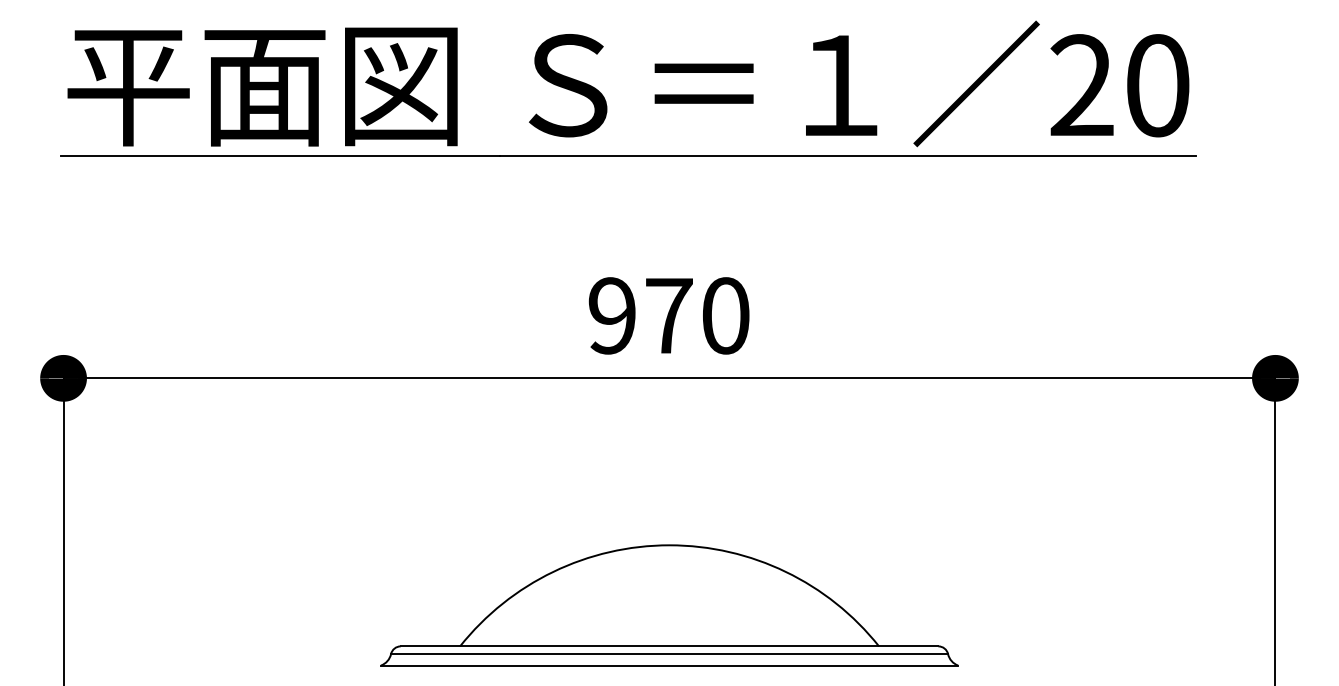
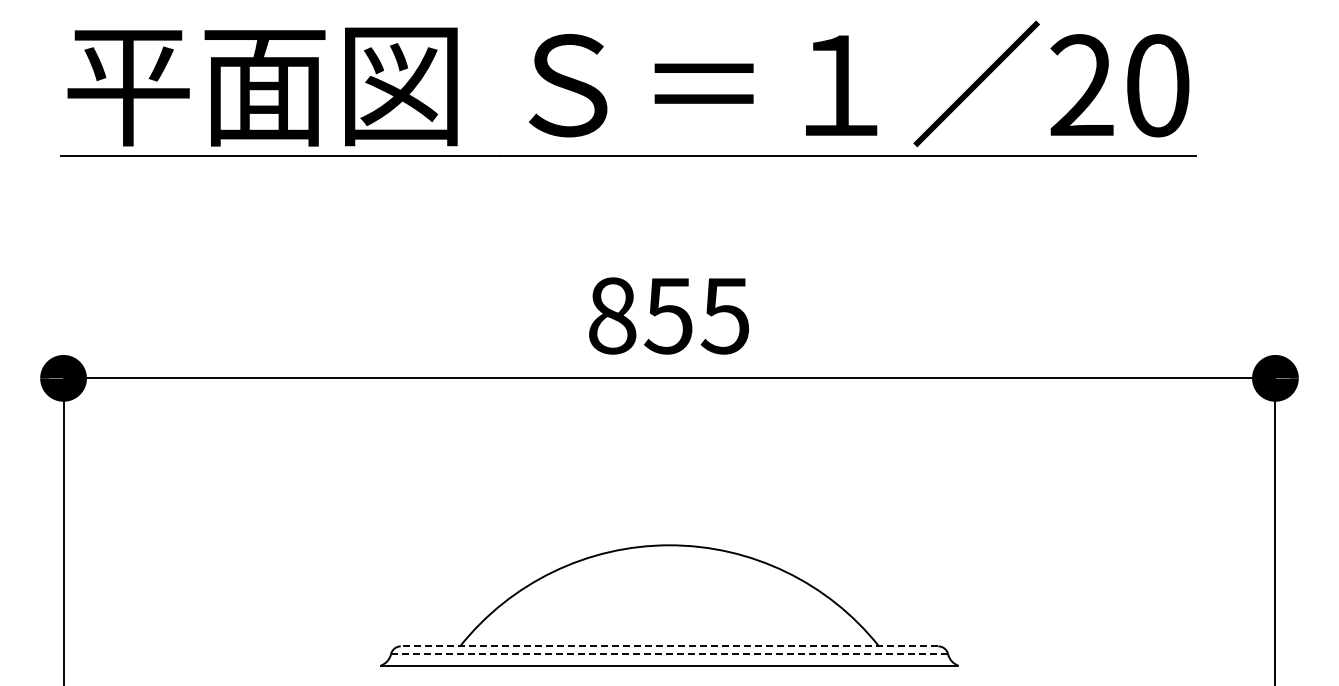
text: 970 -> 855 (668, 315)
line: solid -> dashed (669, 646)
line: solid -> dashed (669, 654)
